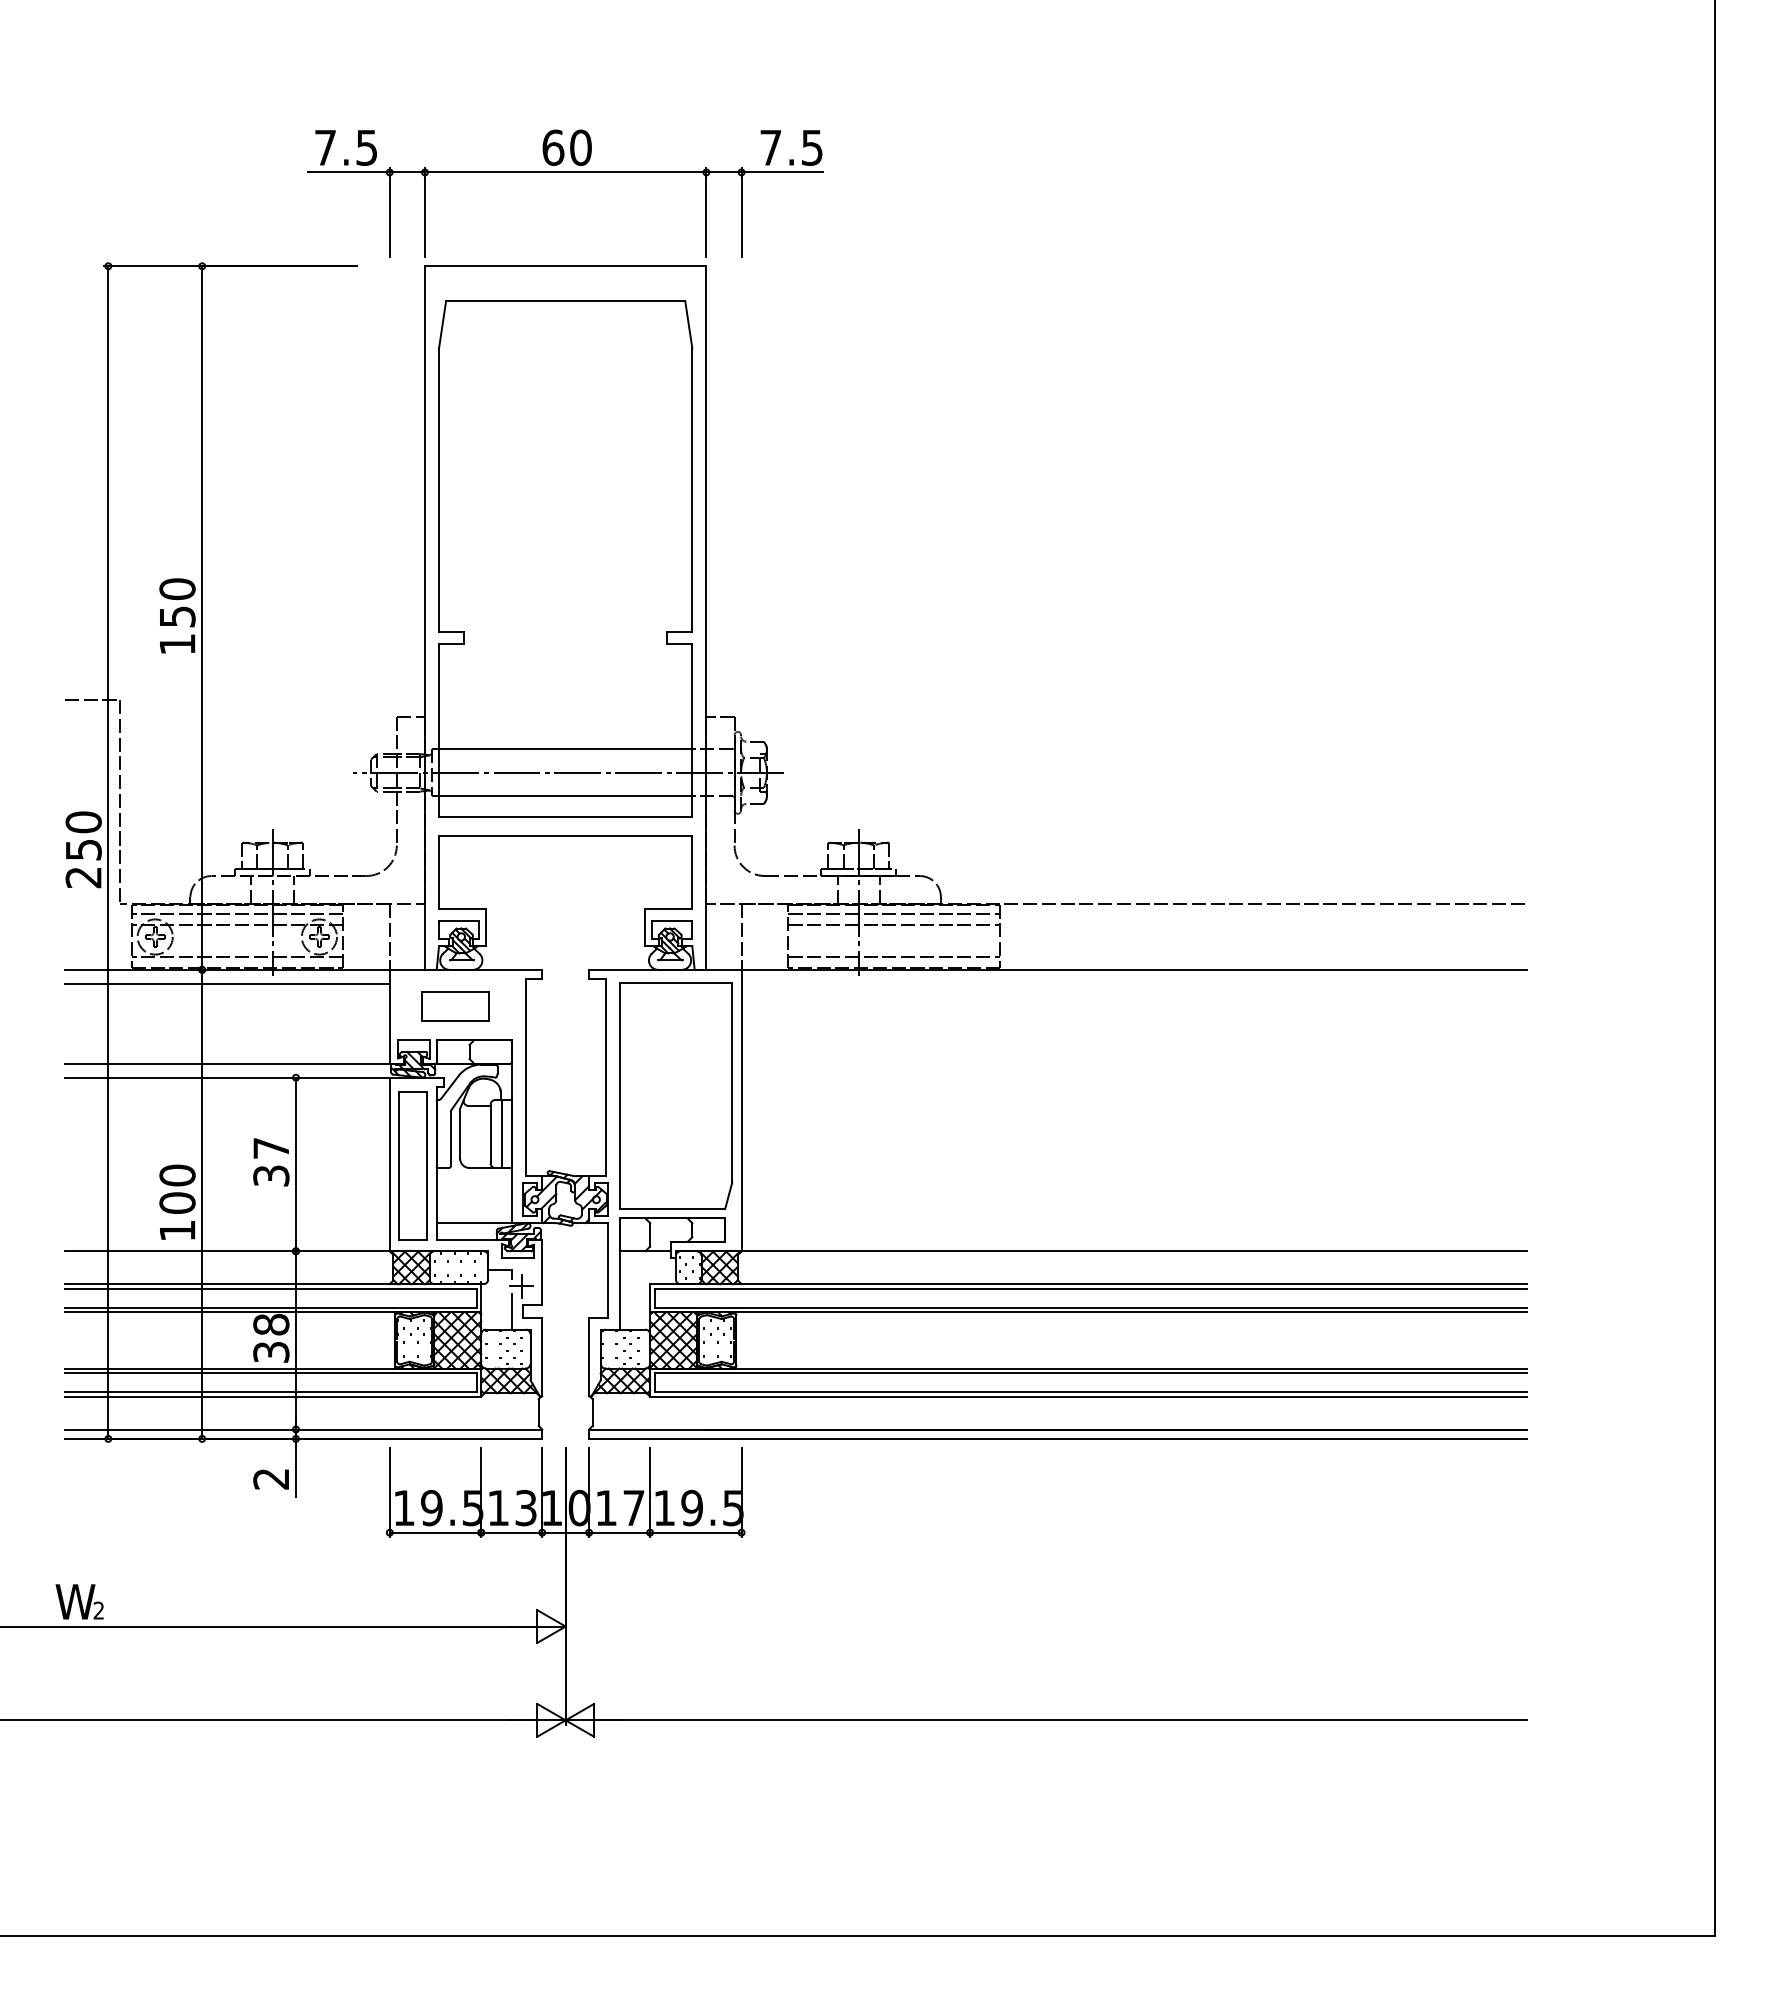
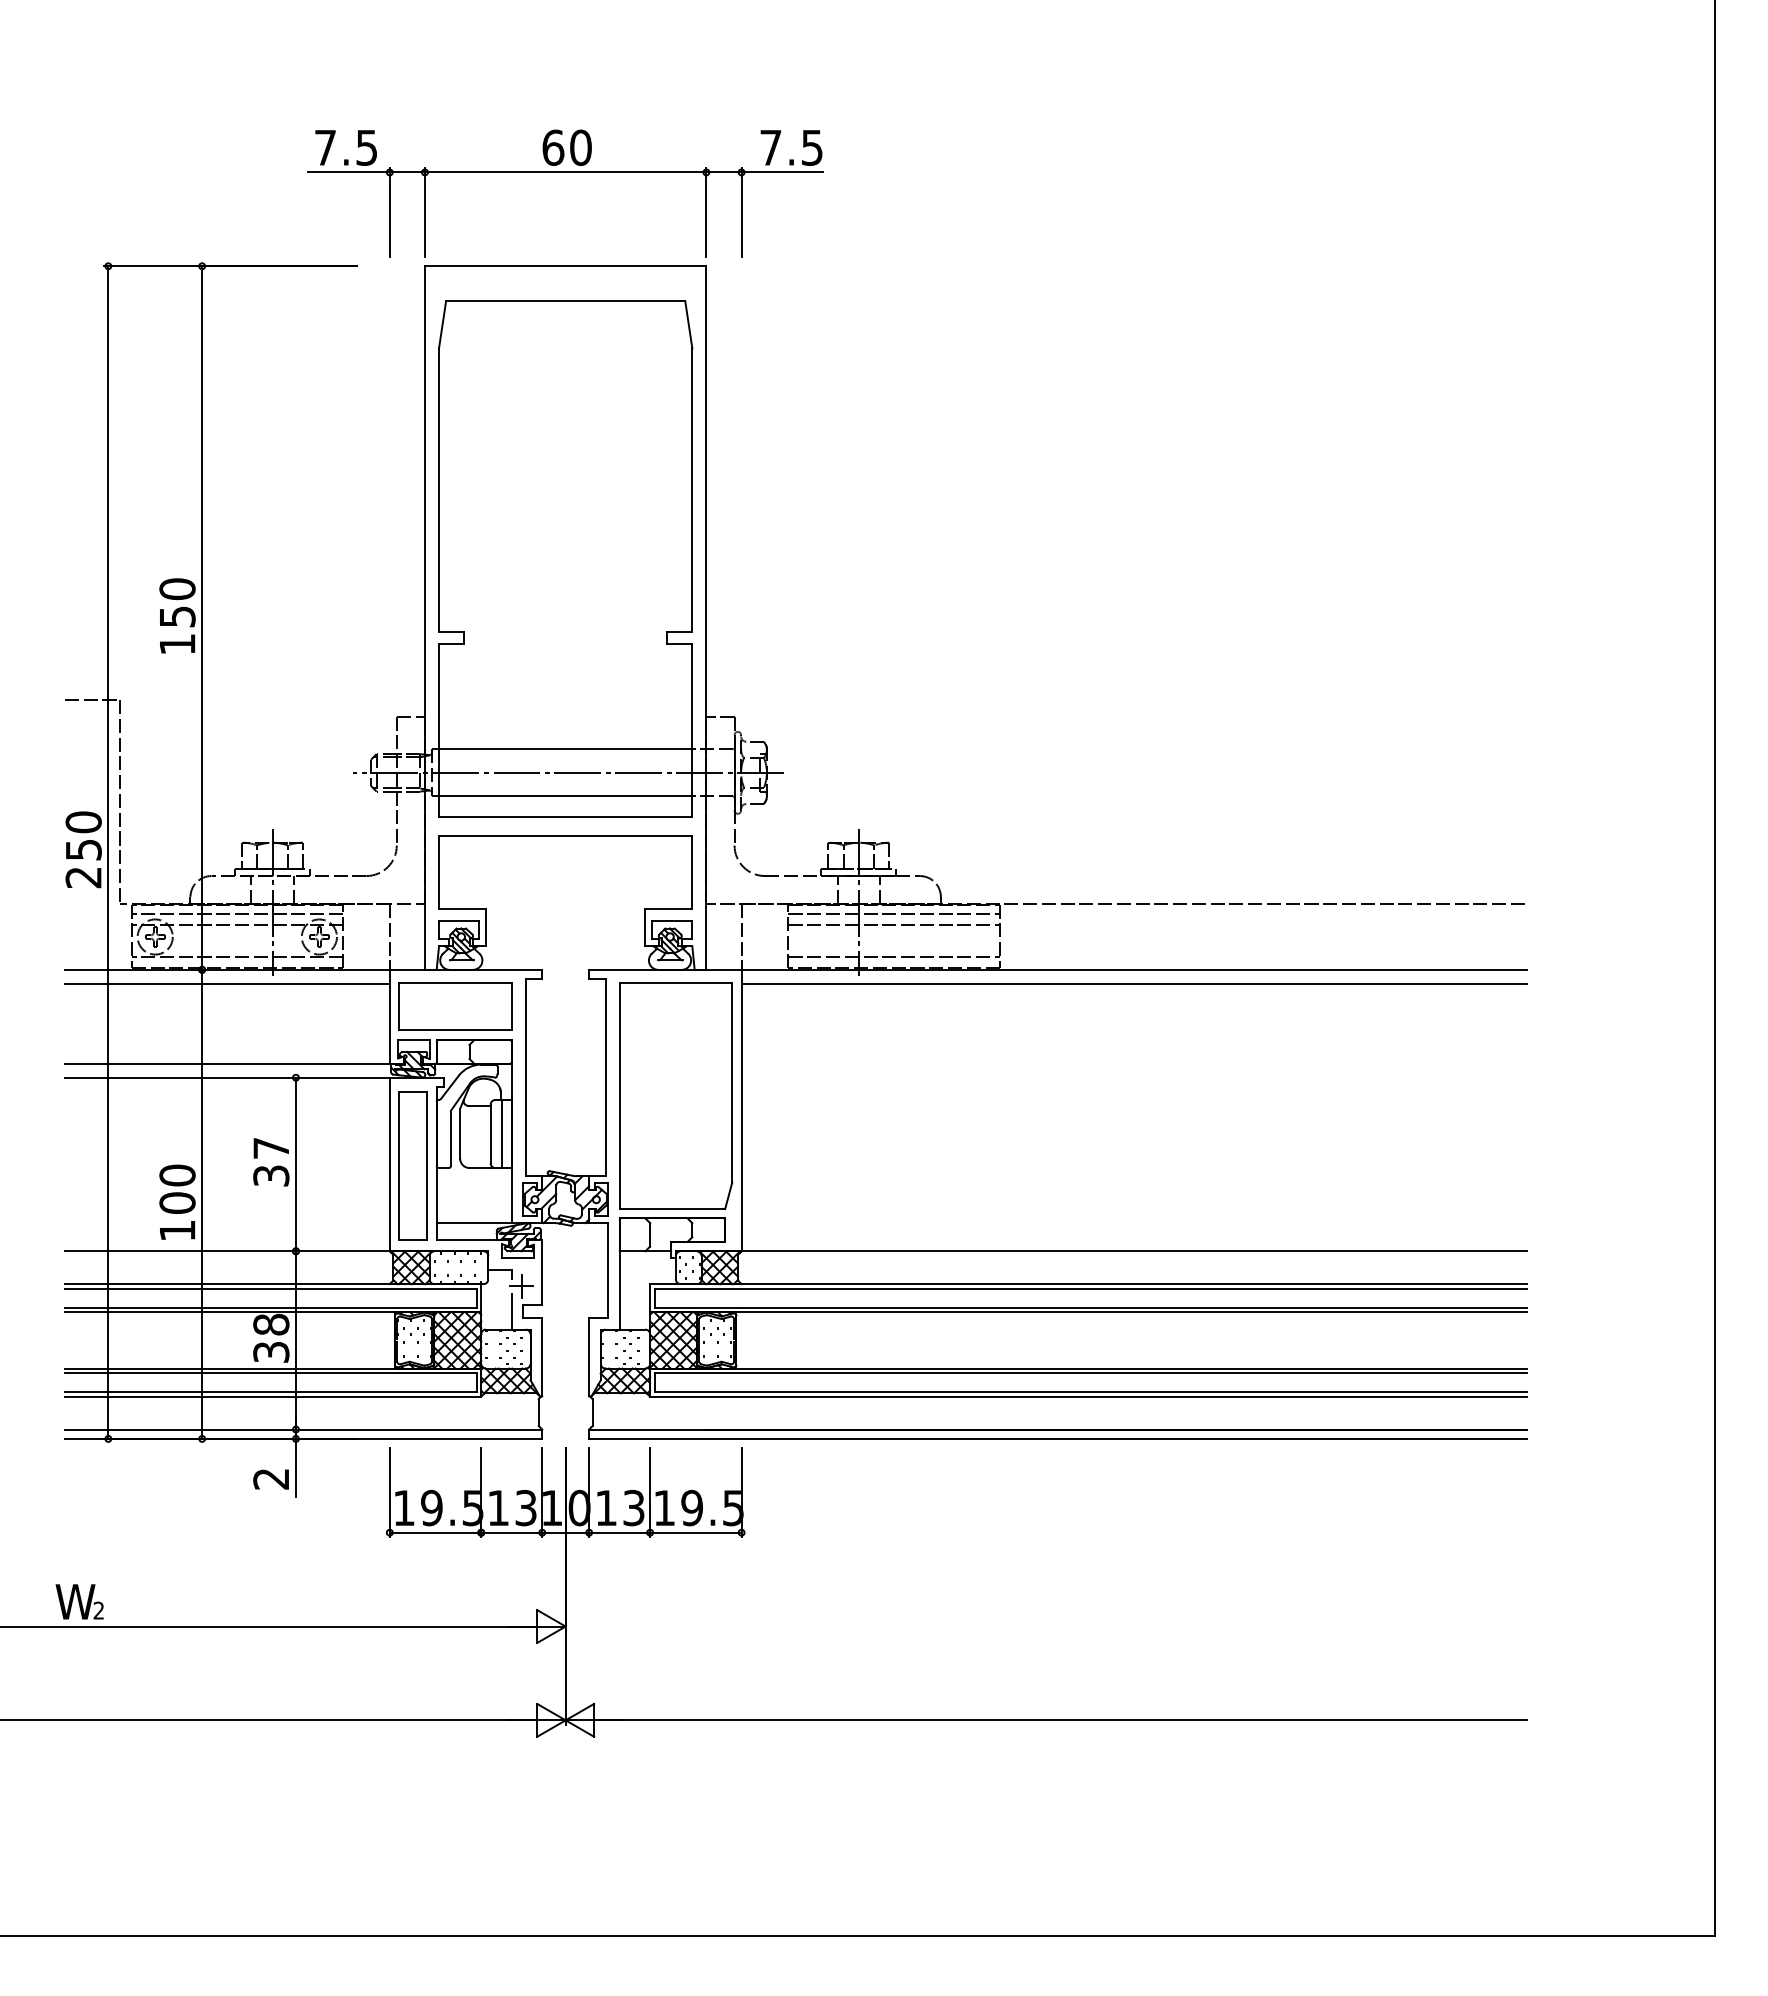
line: none -> present (1134, 983)
part size: 69x31 px -> 115x49 px (455, 1006)
text: 17 -> 13 (633, 1507)
